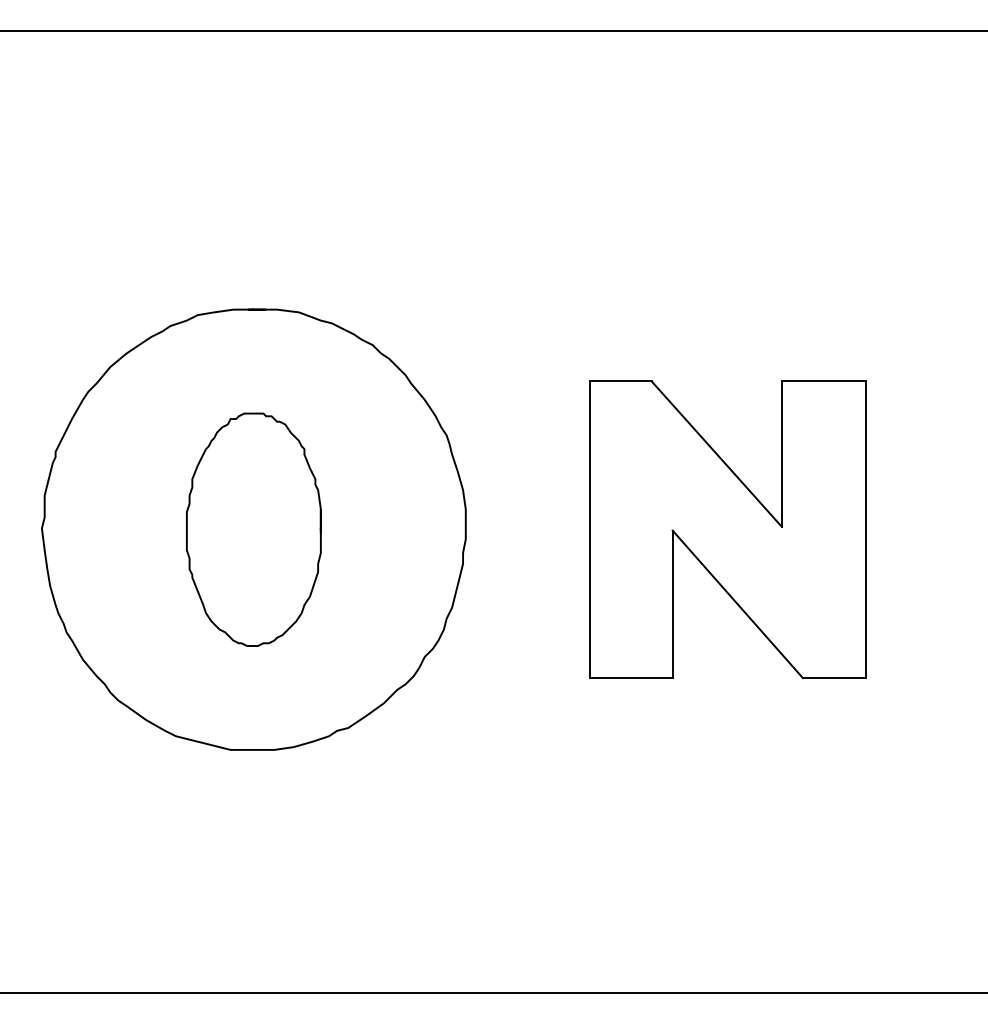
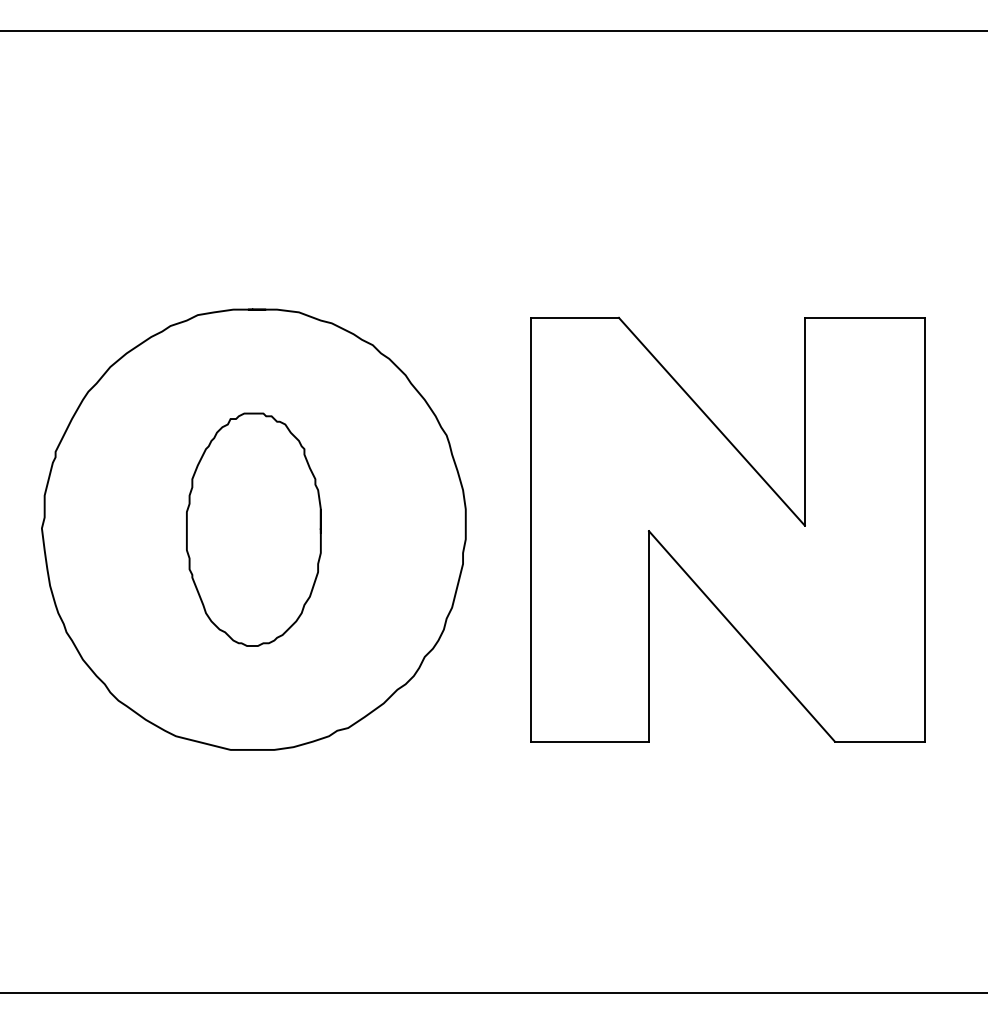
part size: 278x300 px -> 396x427 px (727, 529)
